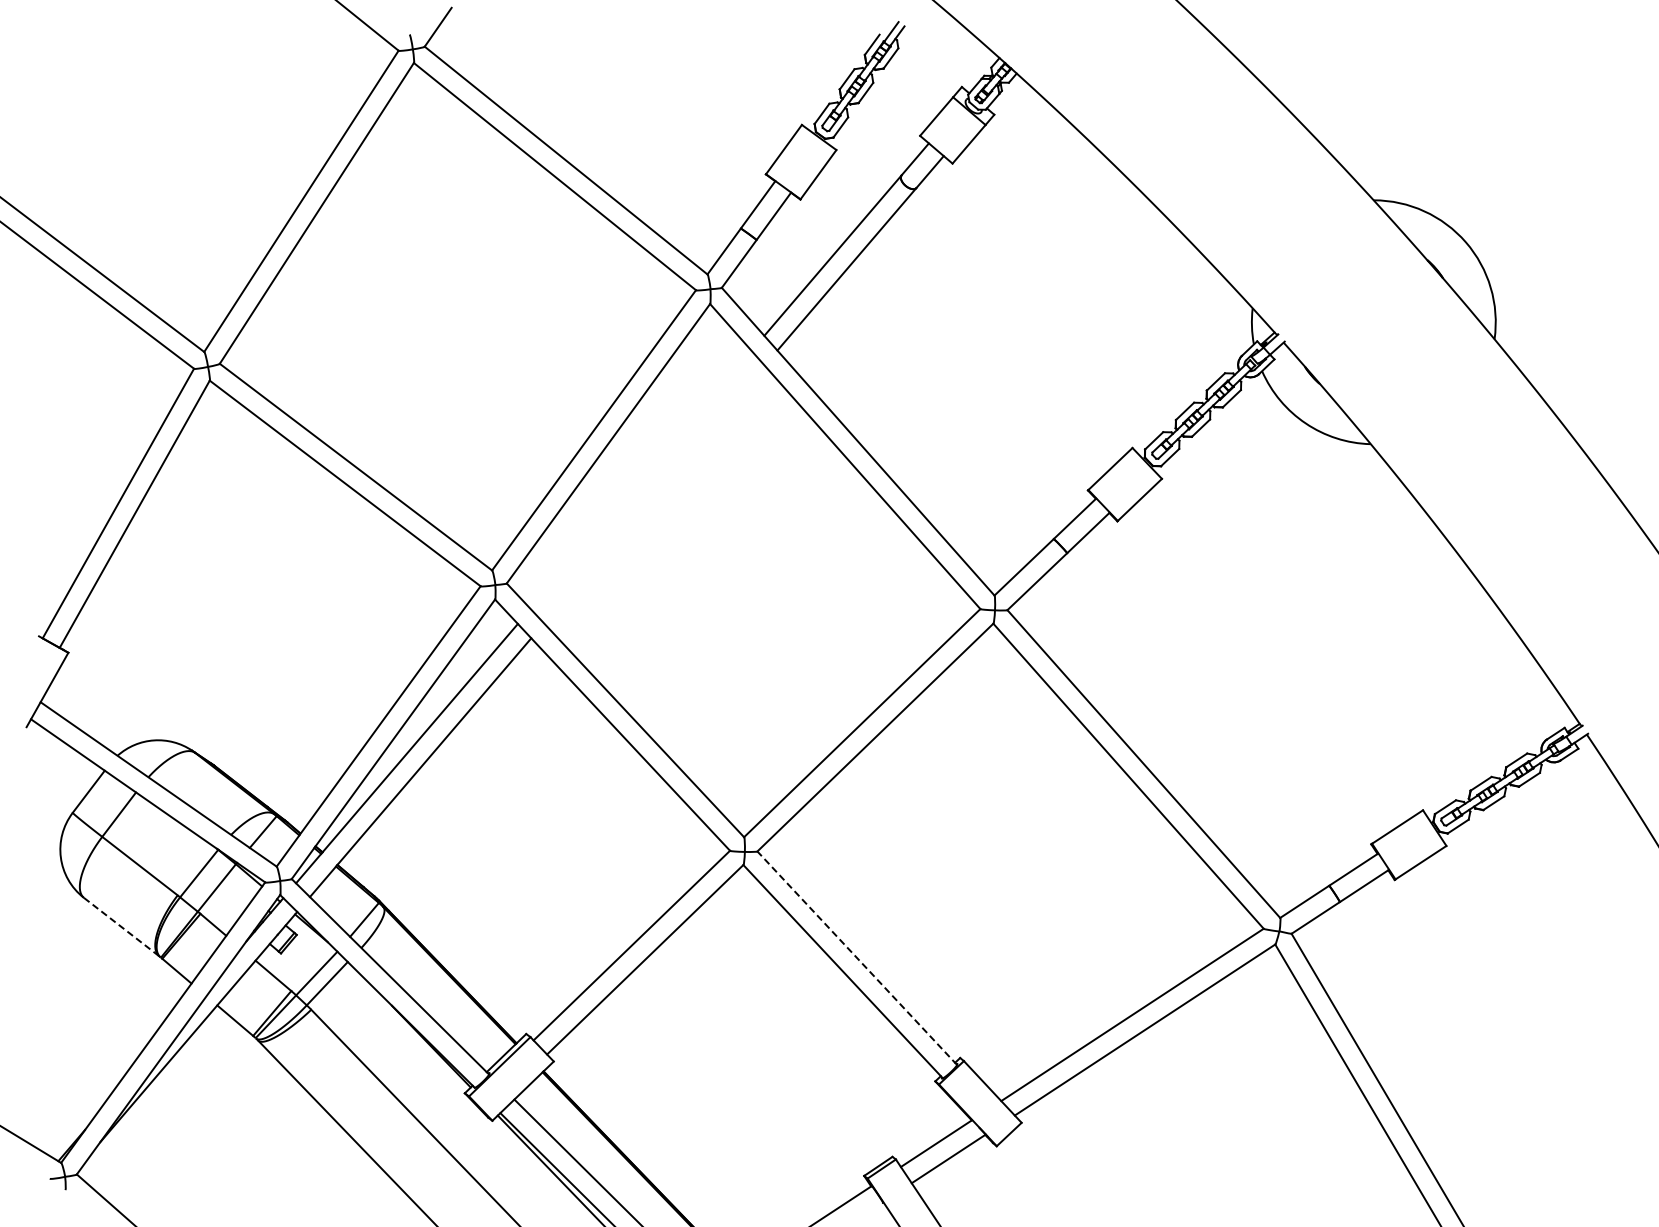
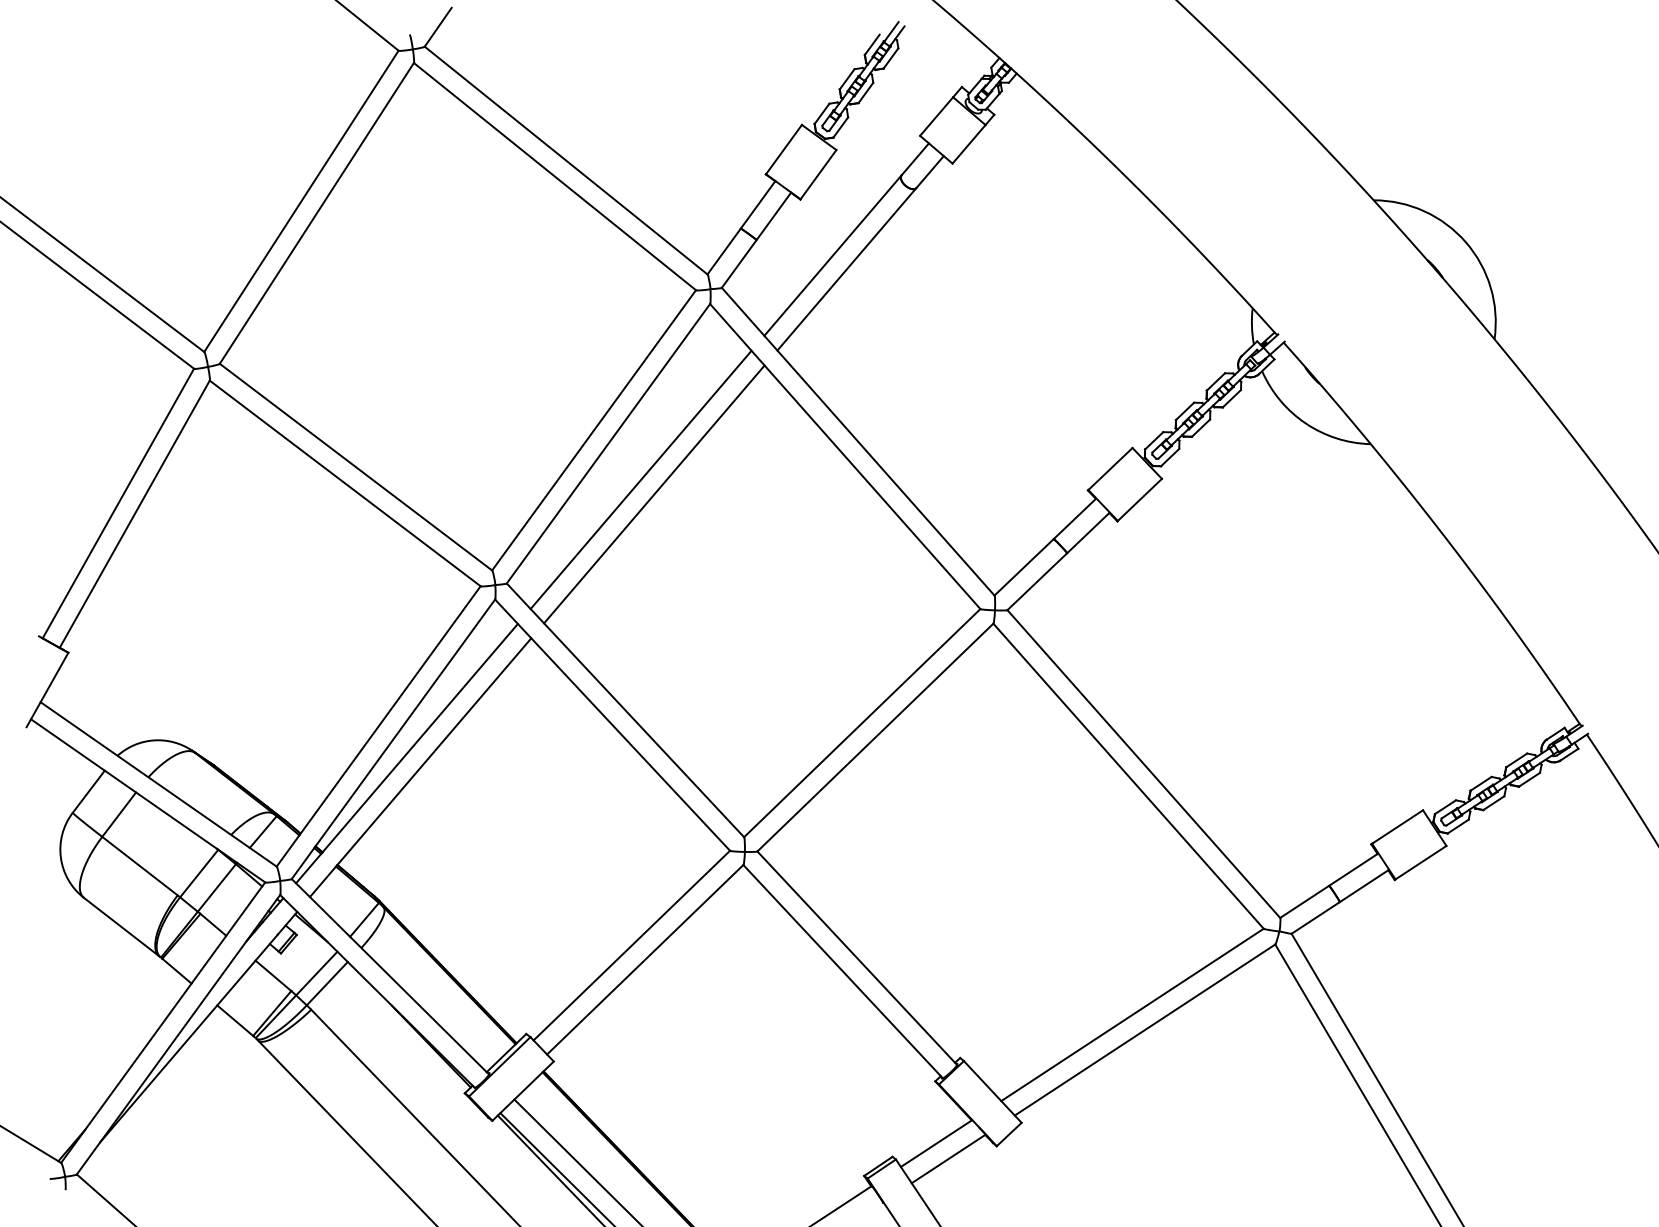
line: none -> present (640, 479)
line: none -> present (654, 494)
line: dashed -> solid (121, 927)
line: dashed -> solid (856, 957)
